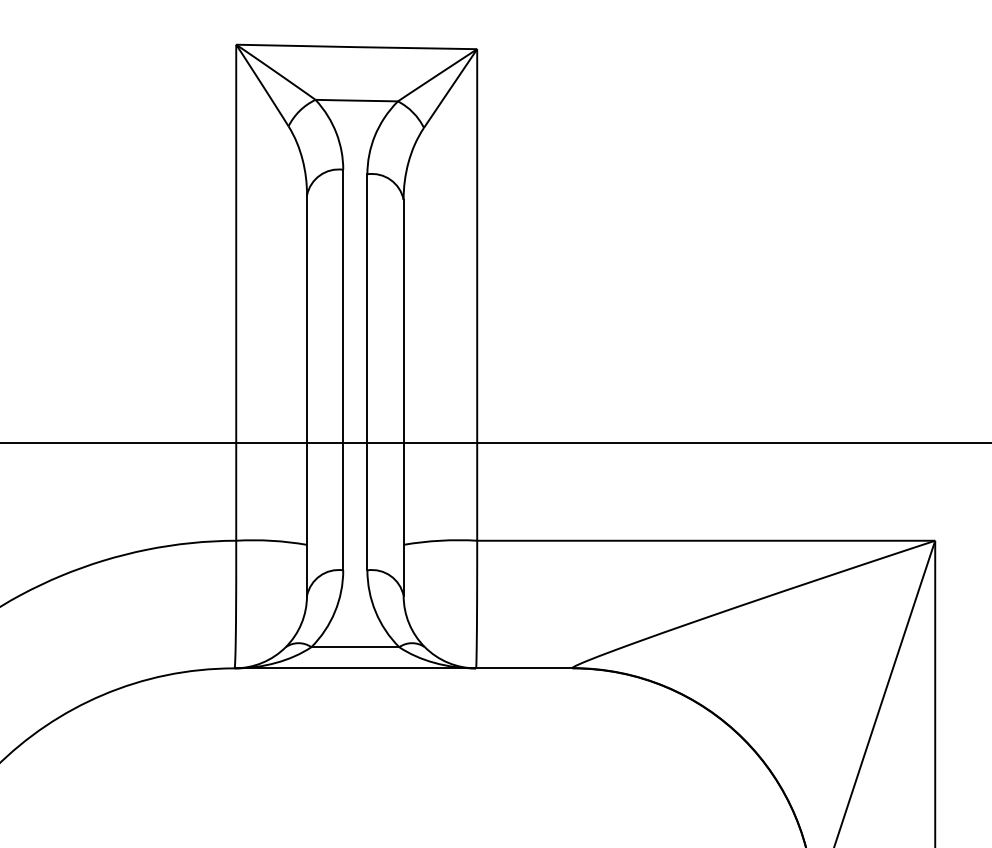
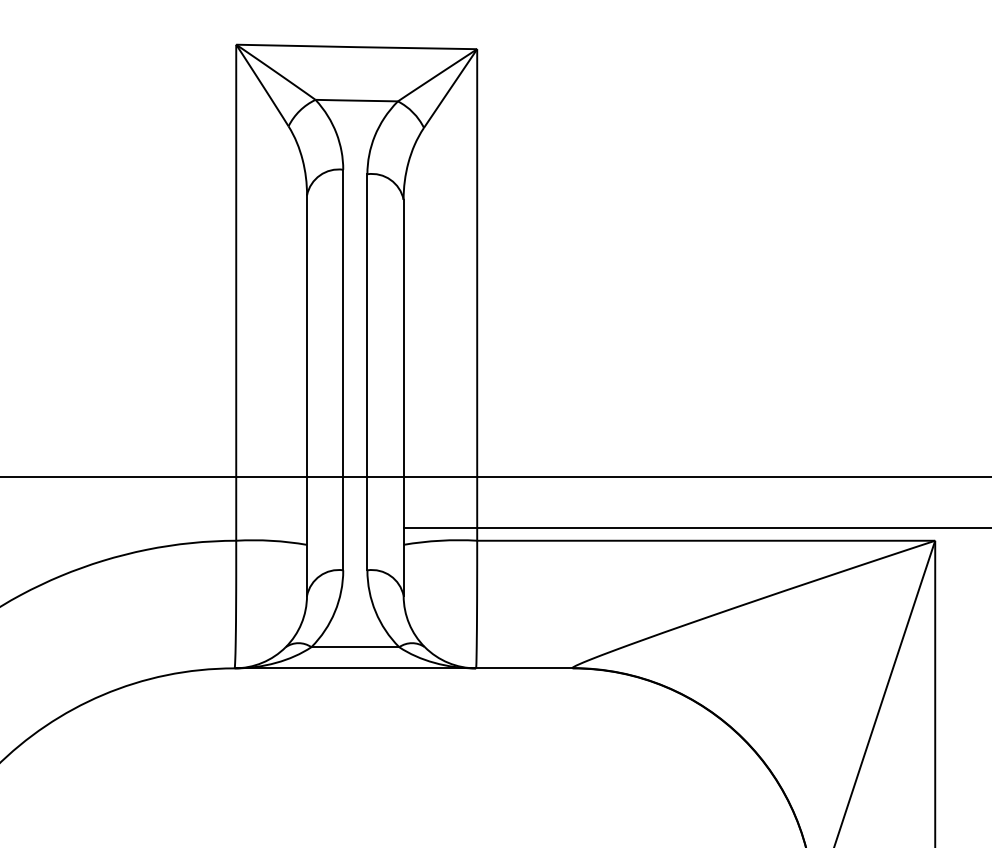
line position: (495, 443) -> (495, 477) (495, 477)
line: none -> present (695, 528)
